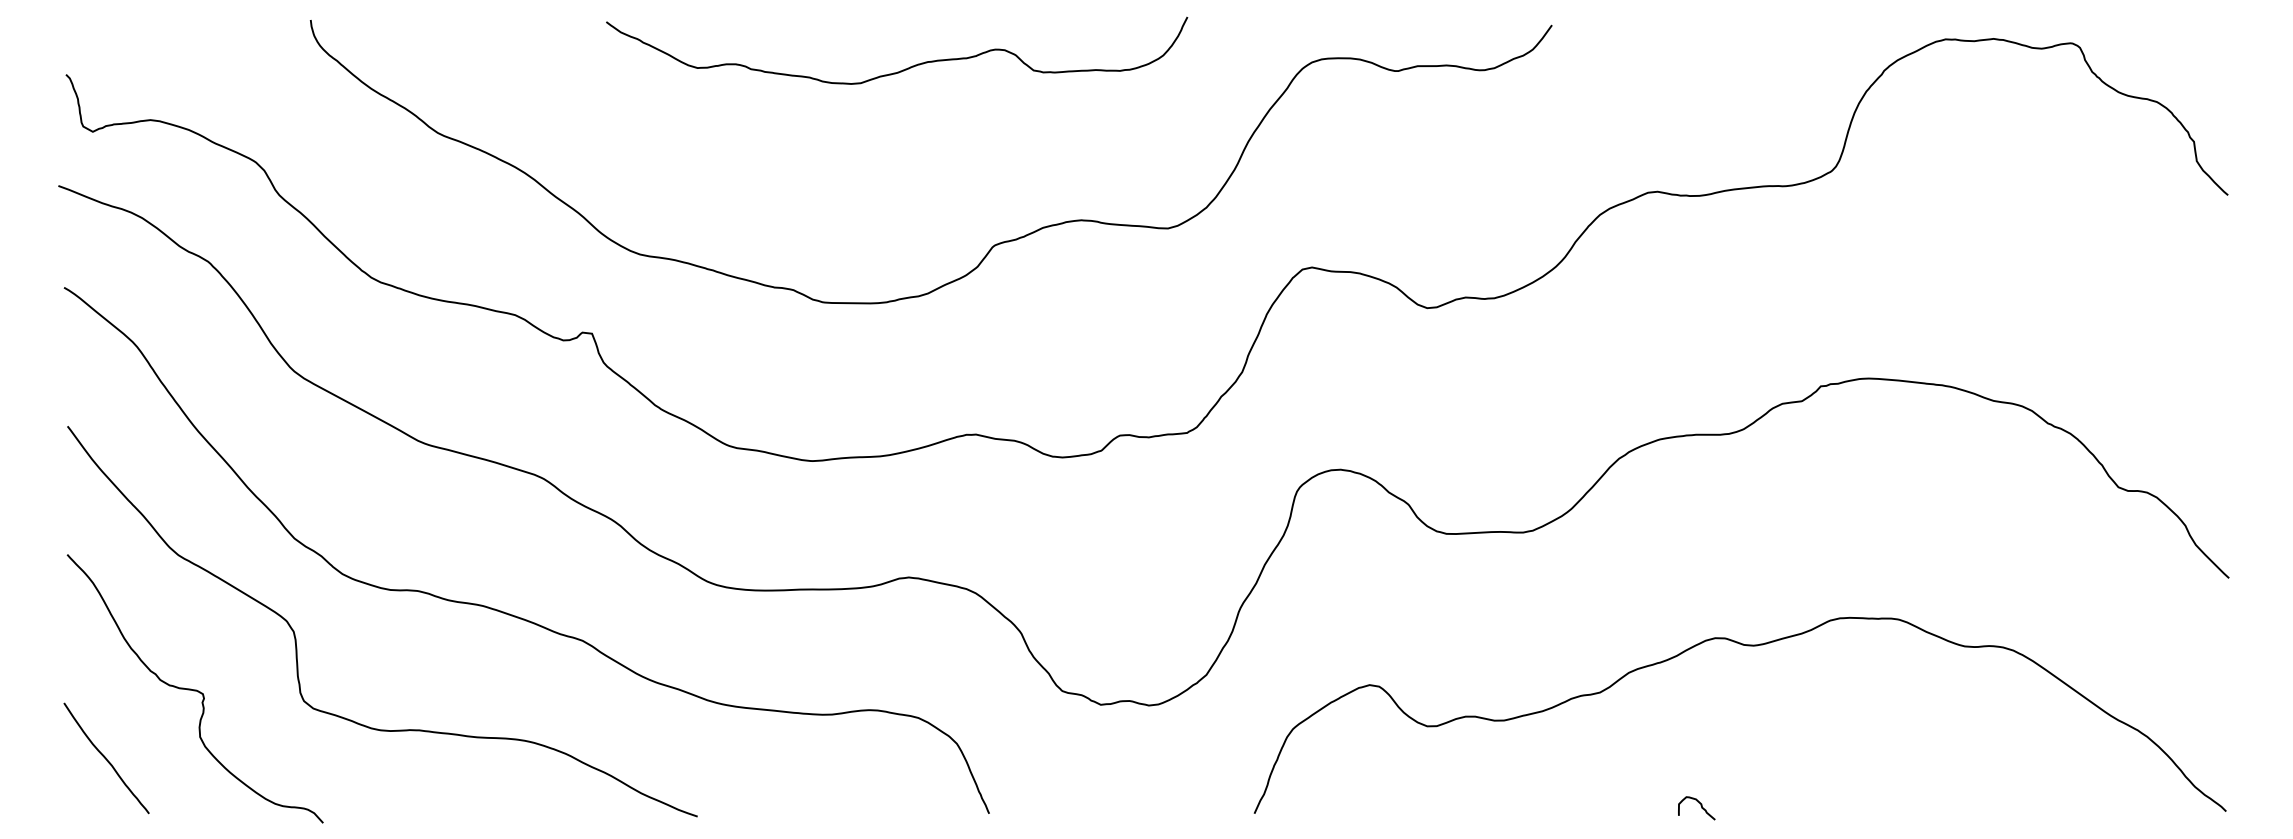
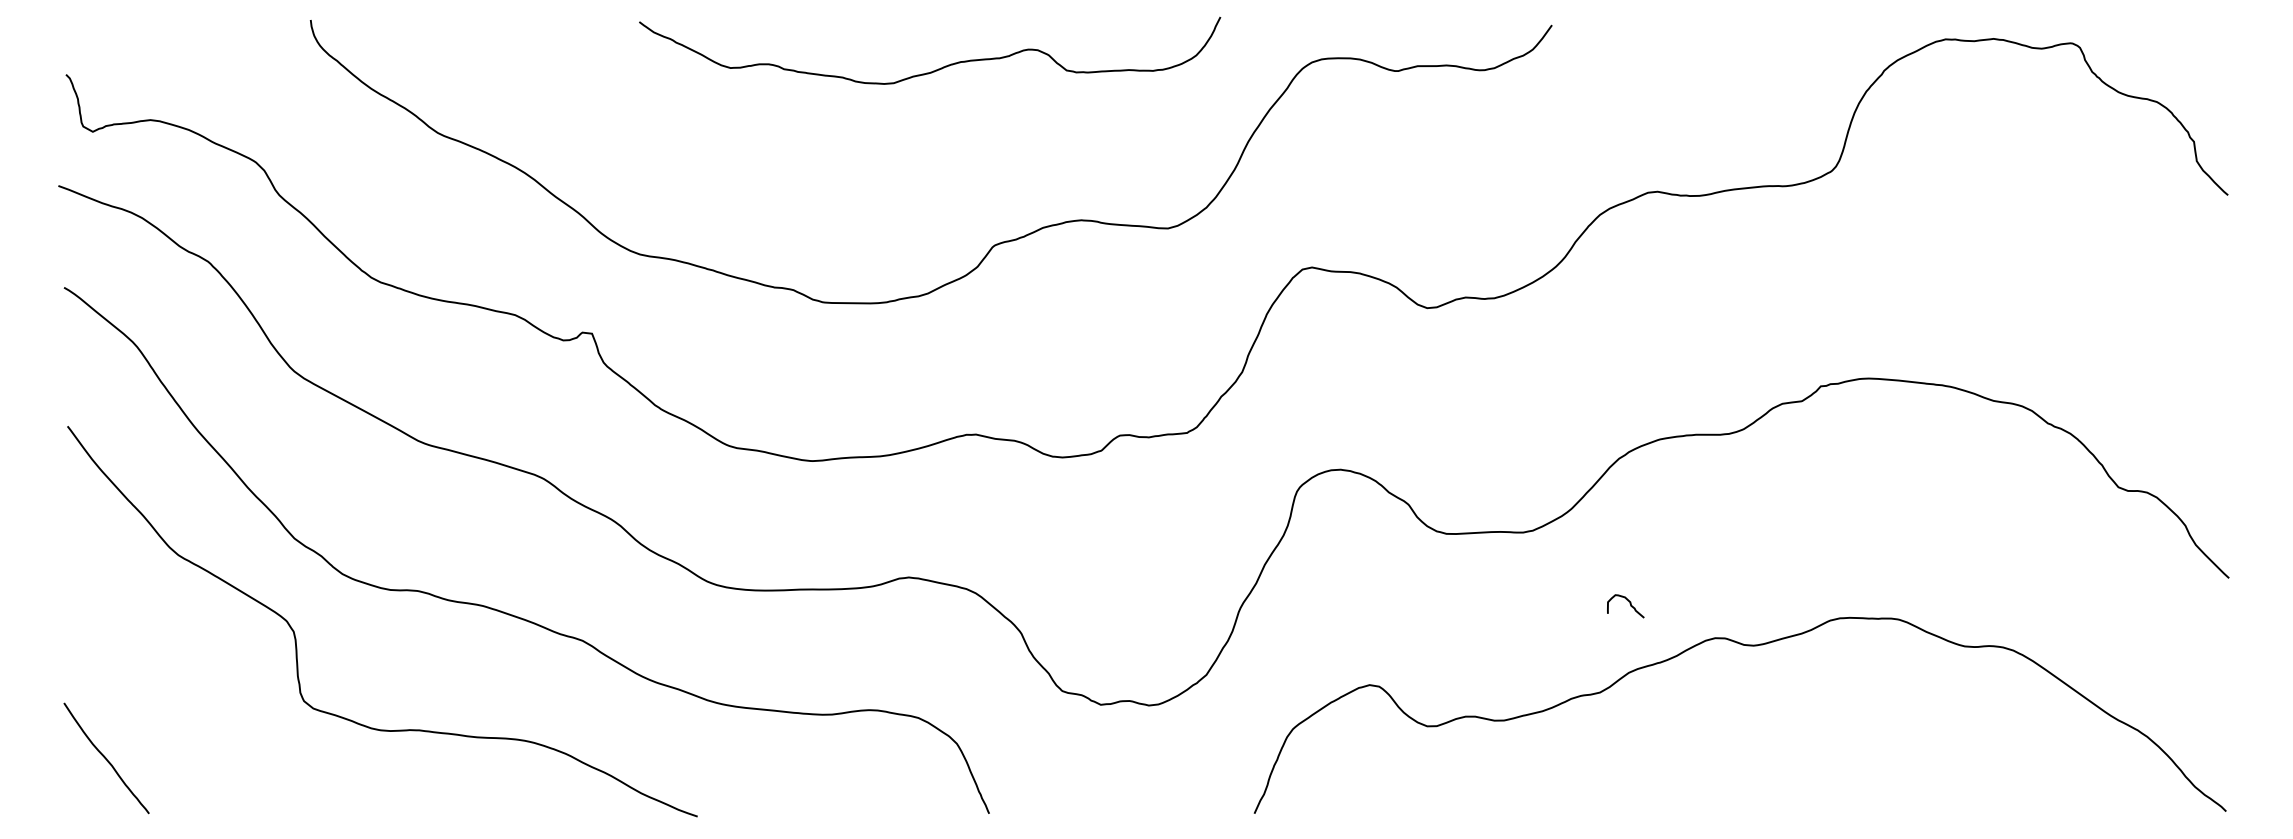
curve position: (902, 69) -> (935, 69) (935, 69)
curve: present -> none (194, 689)
curve position: (1700, 805) -> (1629, 603) (1629, 603)
